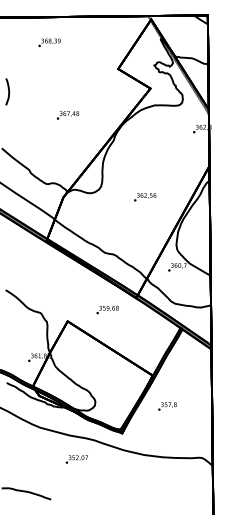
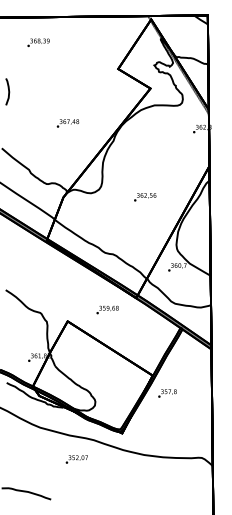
text position: (49, 42) -> (38, 42) (38, 42)
text position: (67, 115) -> (67, 123) (67, 123)
text position: (167, 406) -> (167, 393) (167, 393)
